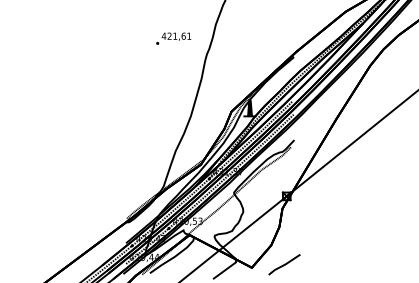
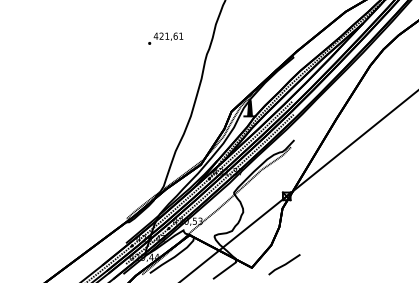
text position: (173, 38) -> (165, 38) (165, 38)
